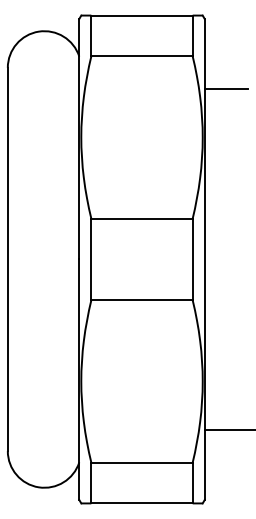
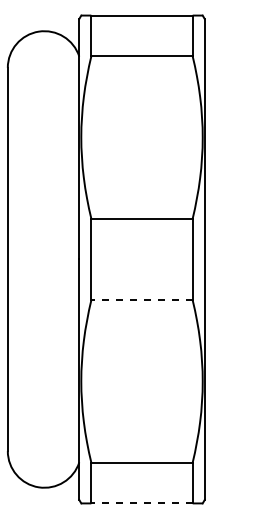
line: present -> none (226, 88)
line: solid -> dashed (142, 300)
line: present -> none (228, 430)
line: solid -> dashed (142, 503)
